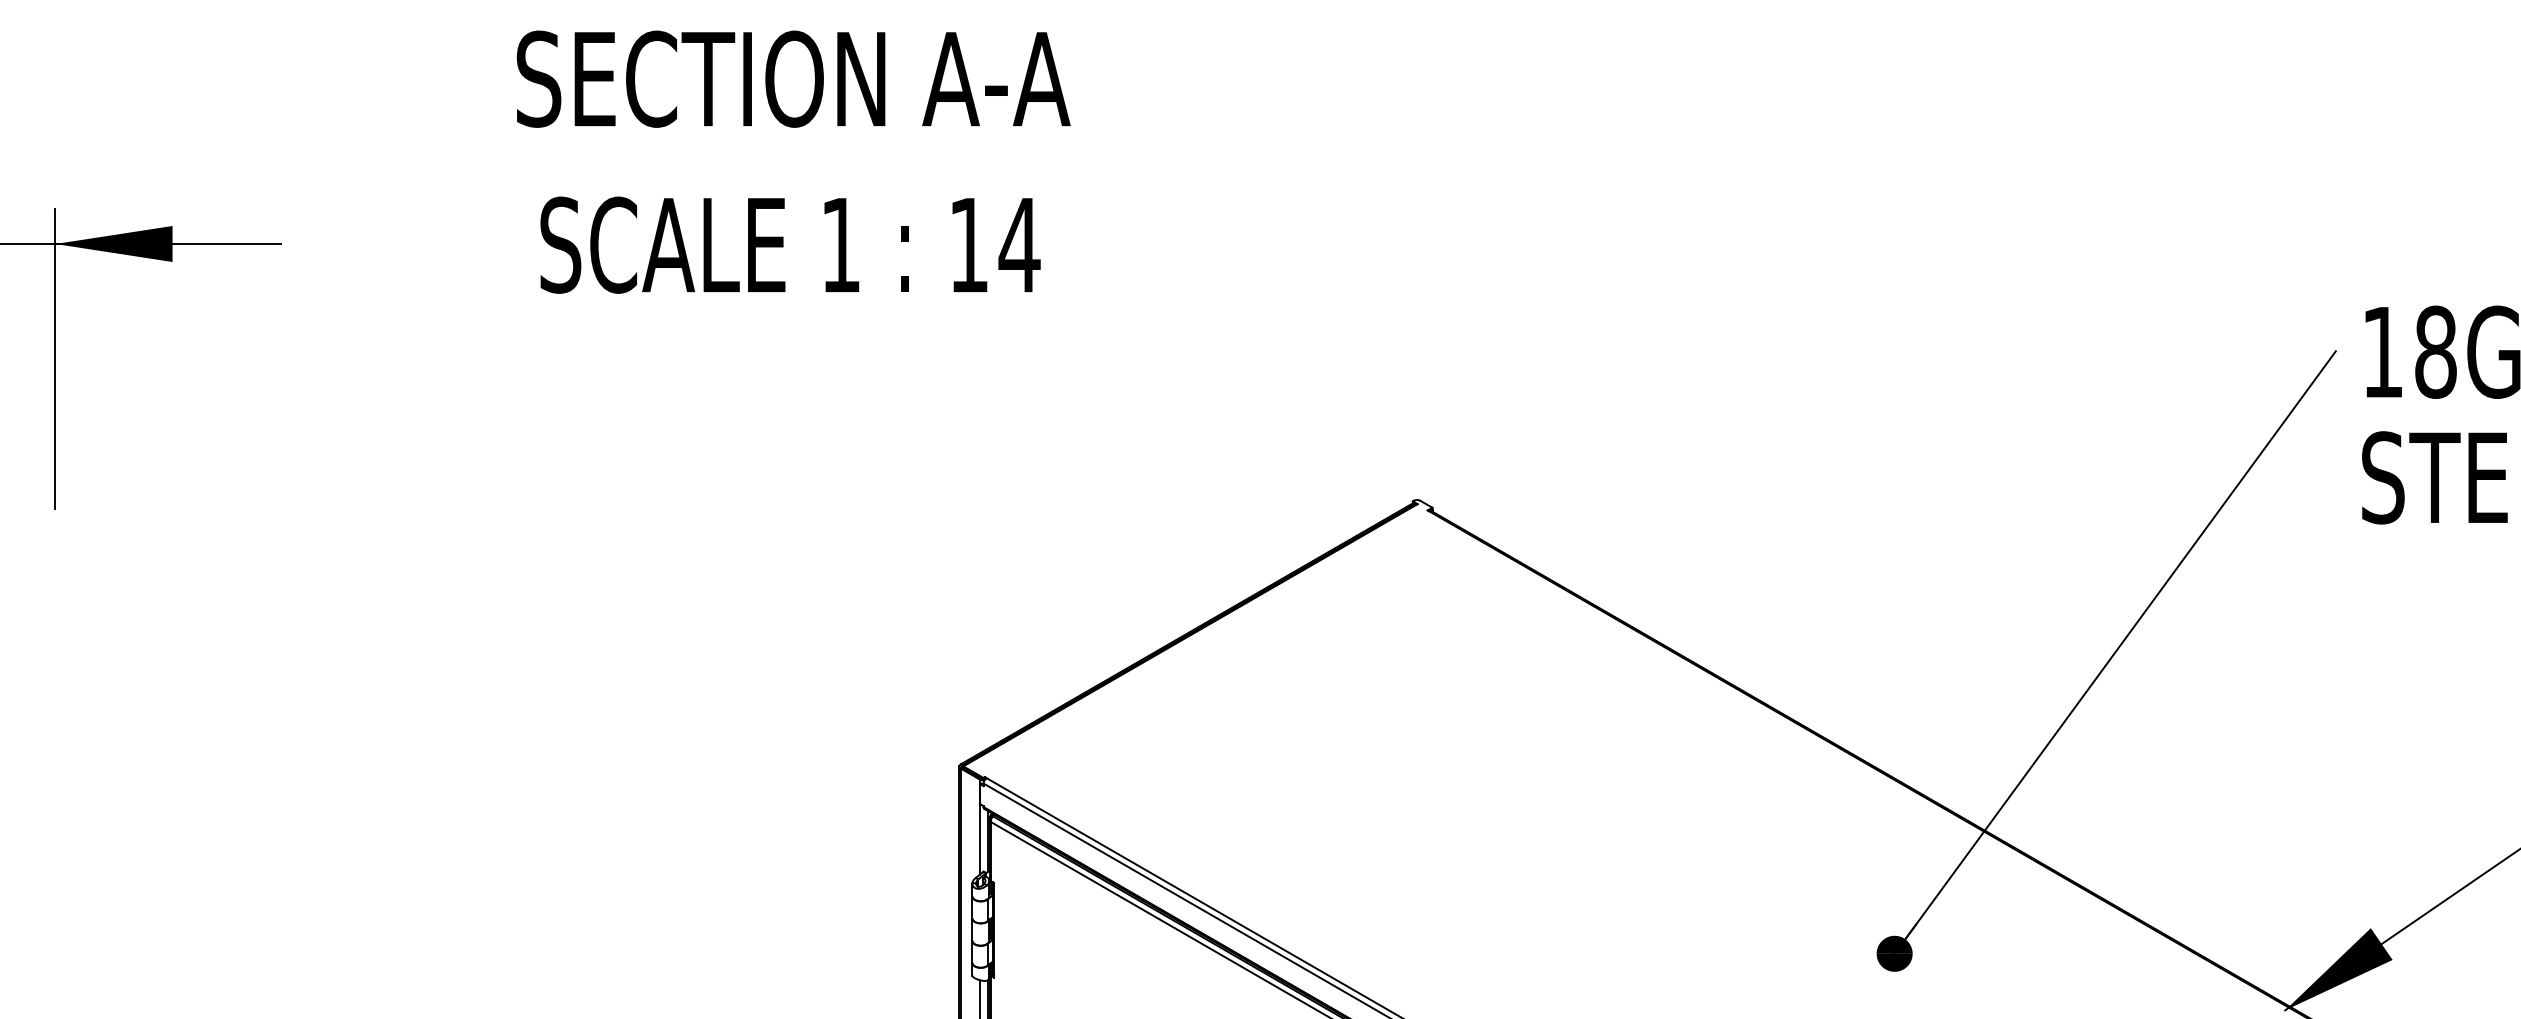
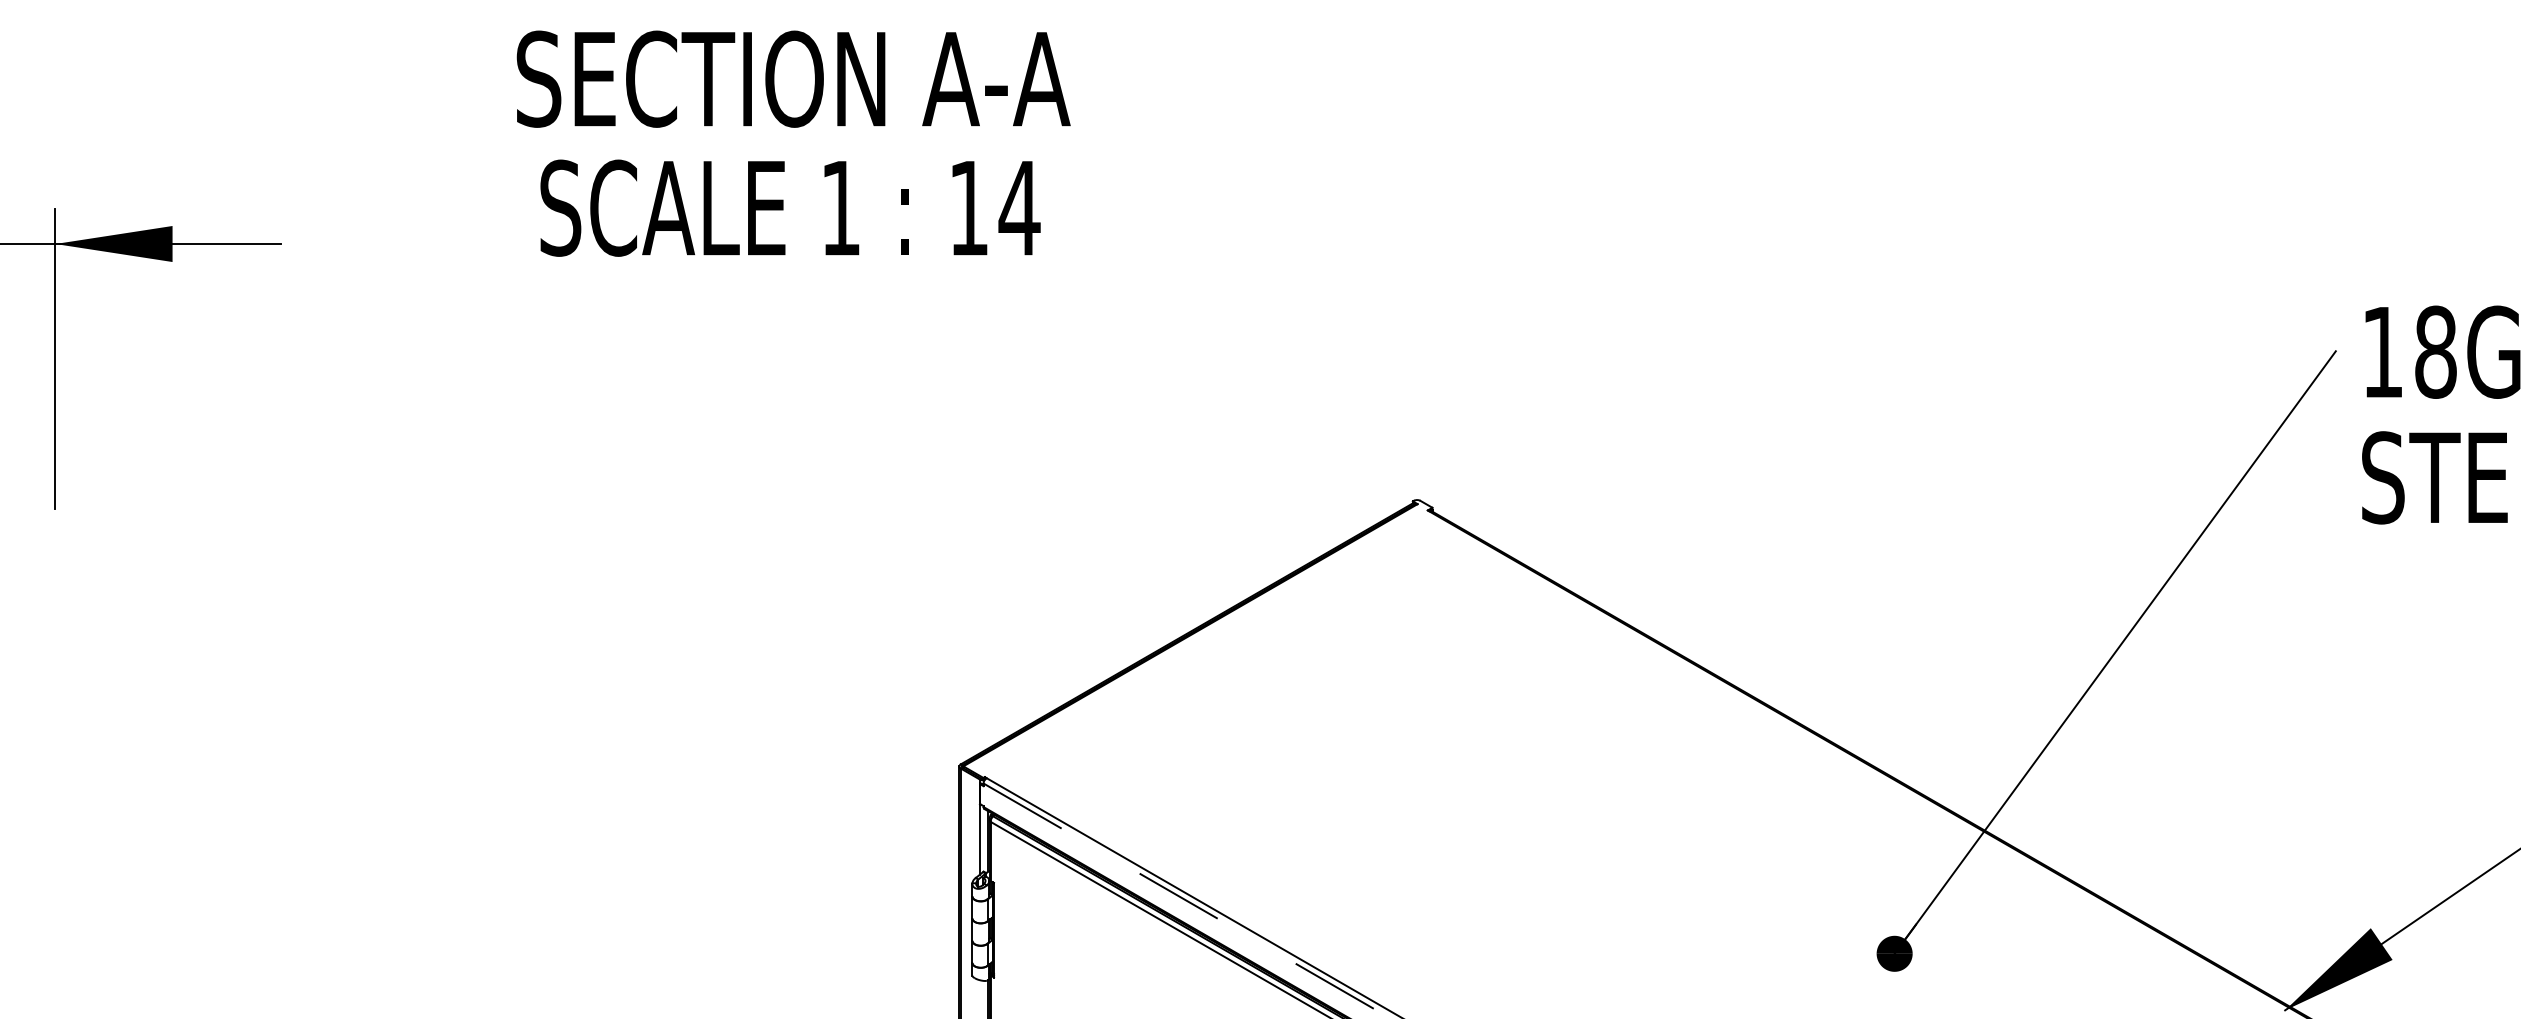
text position: (790, 244) -> (790, 207) (790, 207)
line: solid -> dashed (1187, 901)
line: present -> none (979, 997)
